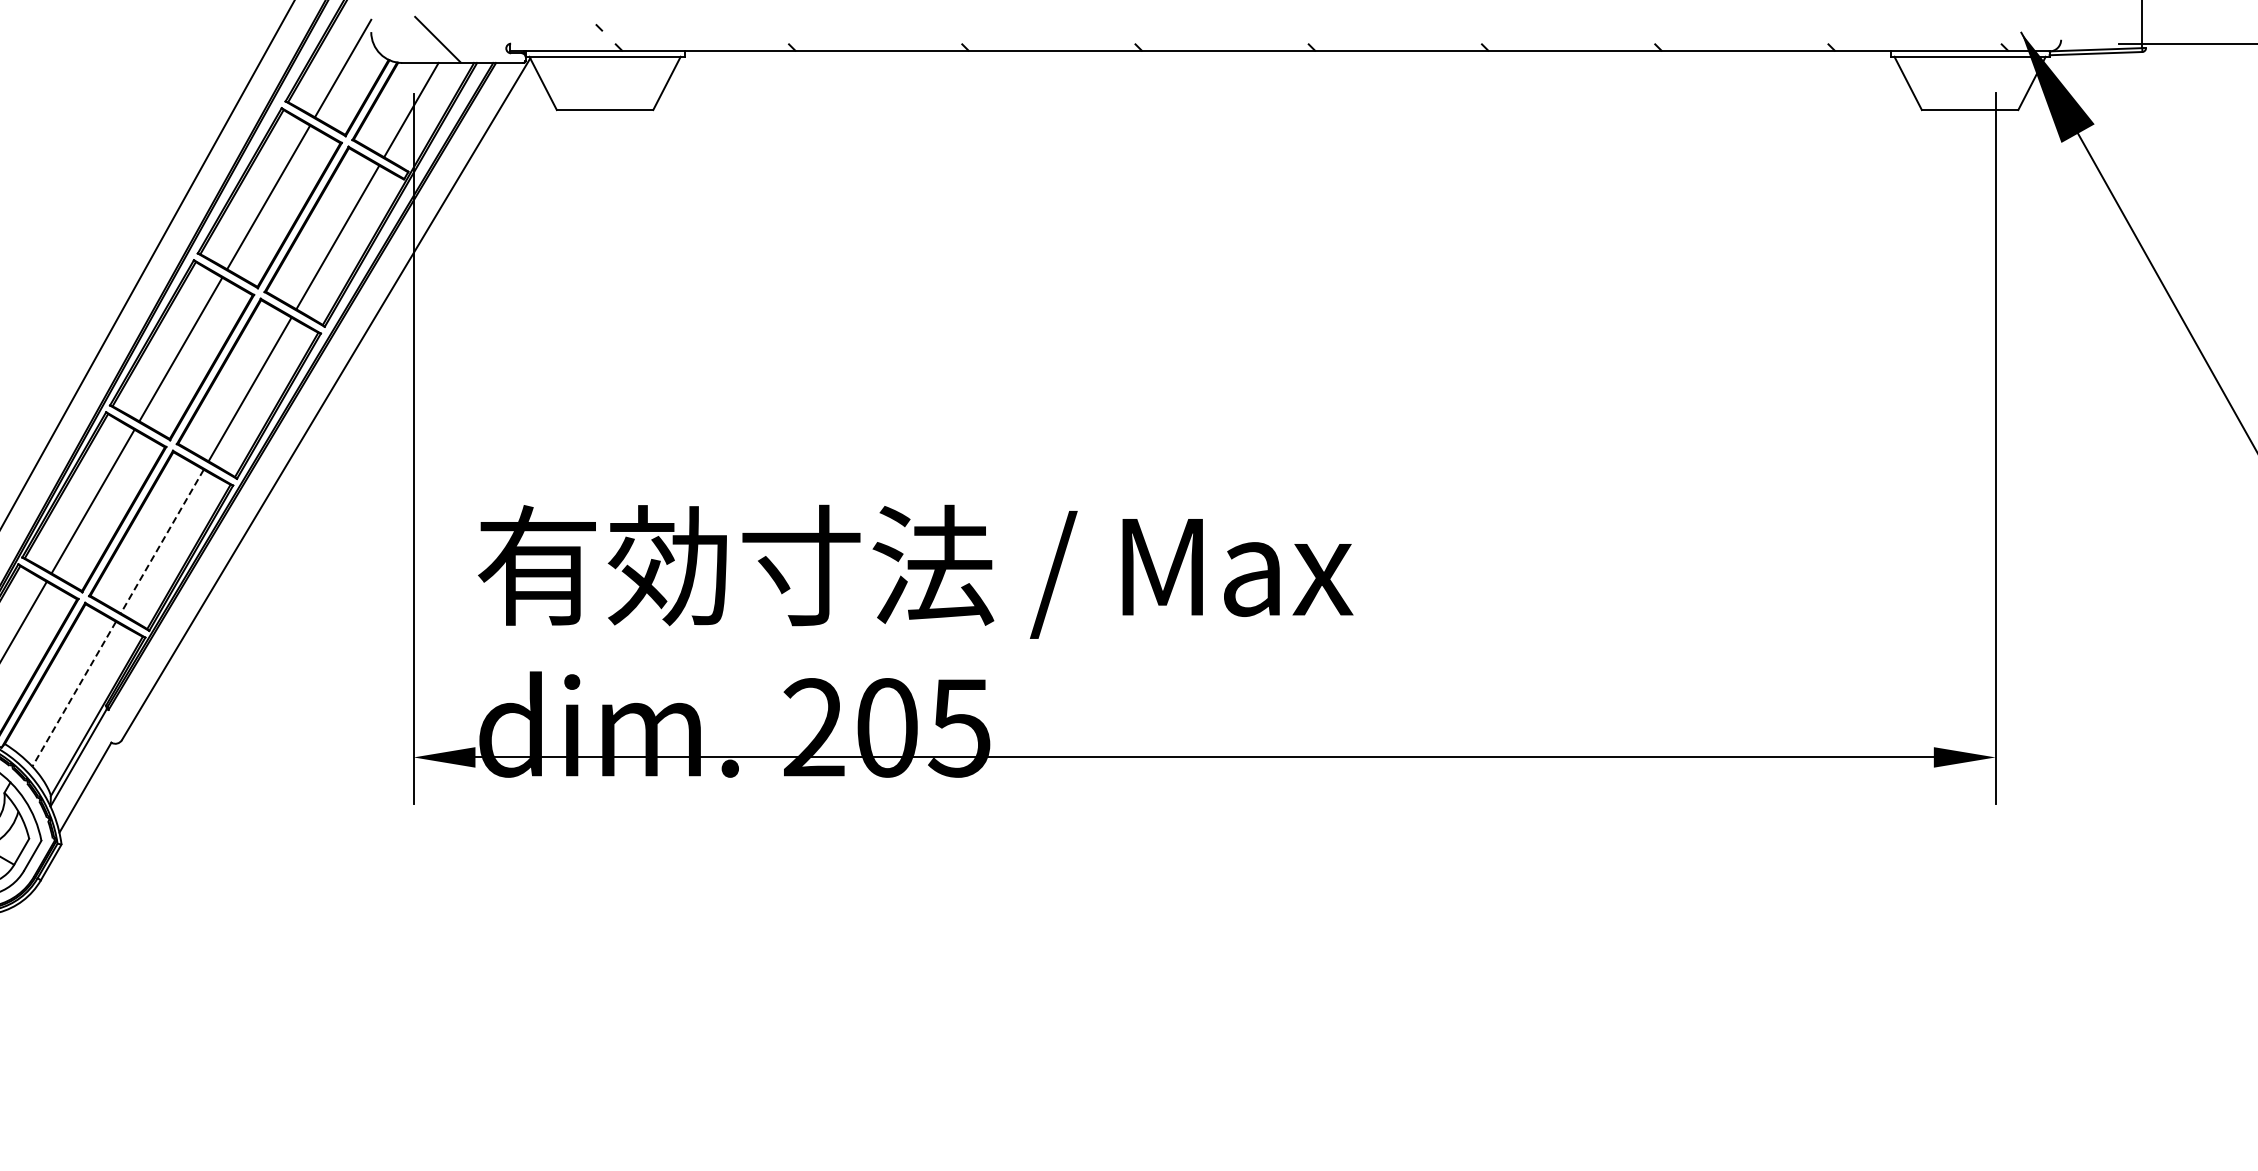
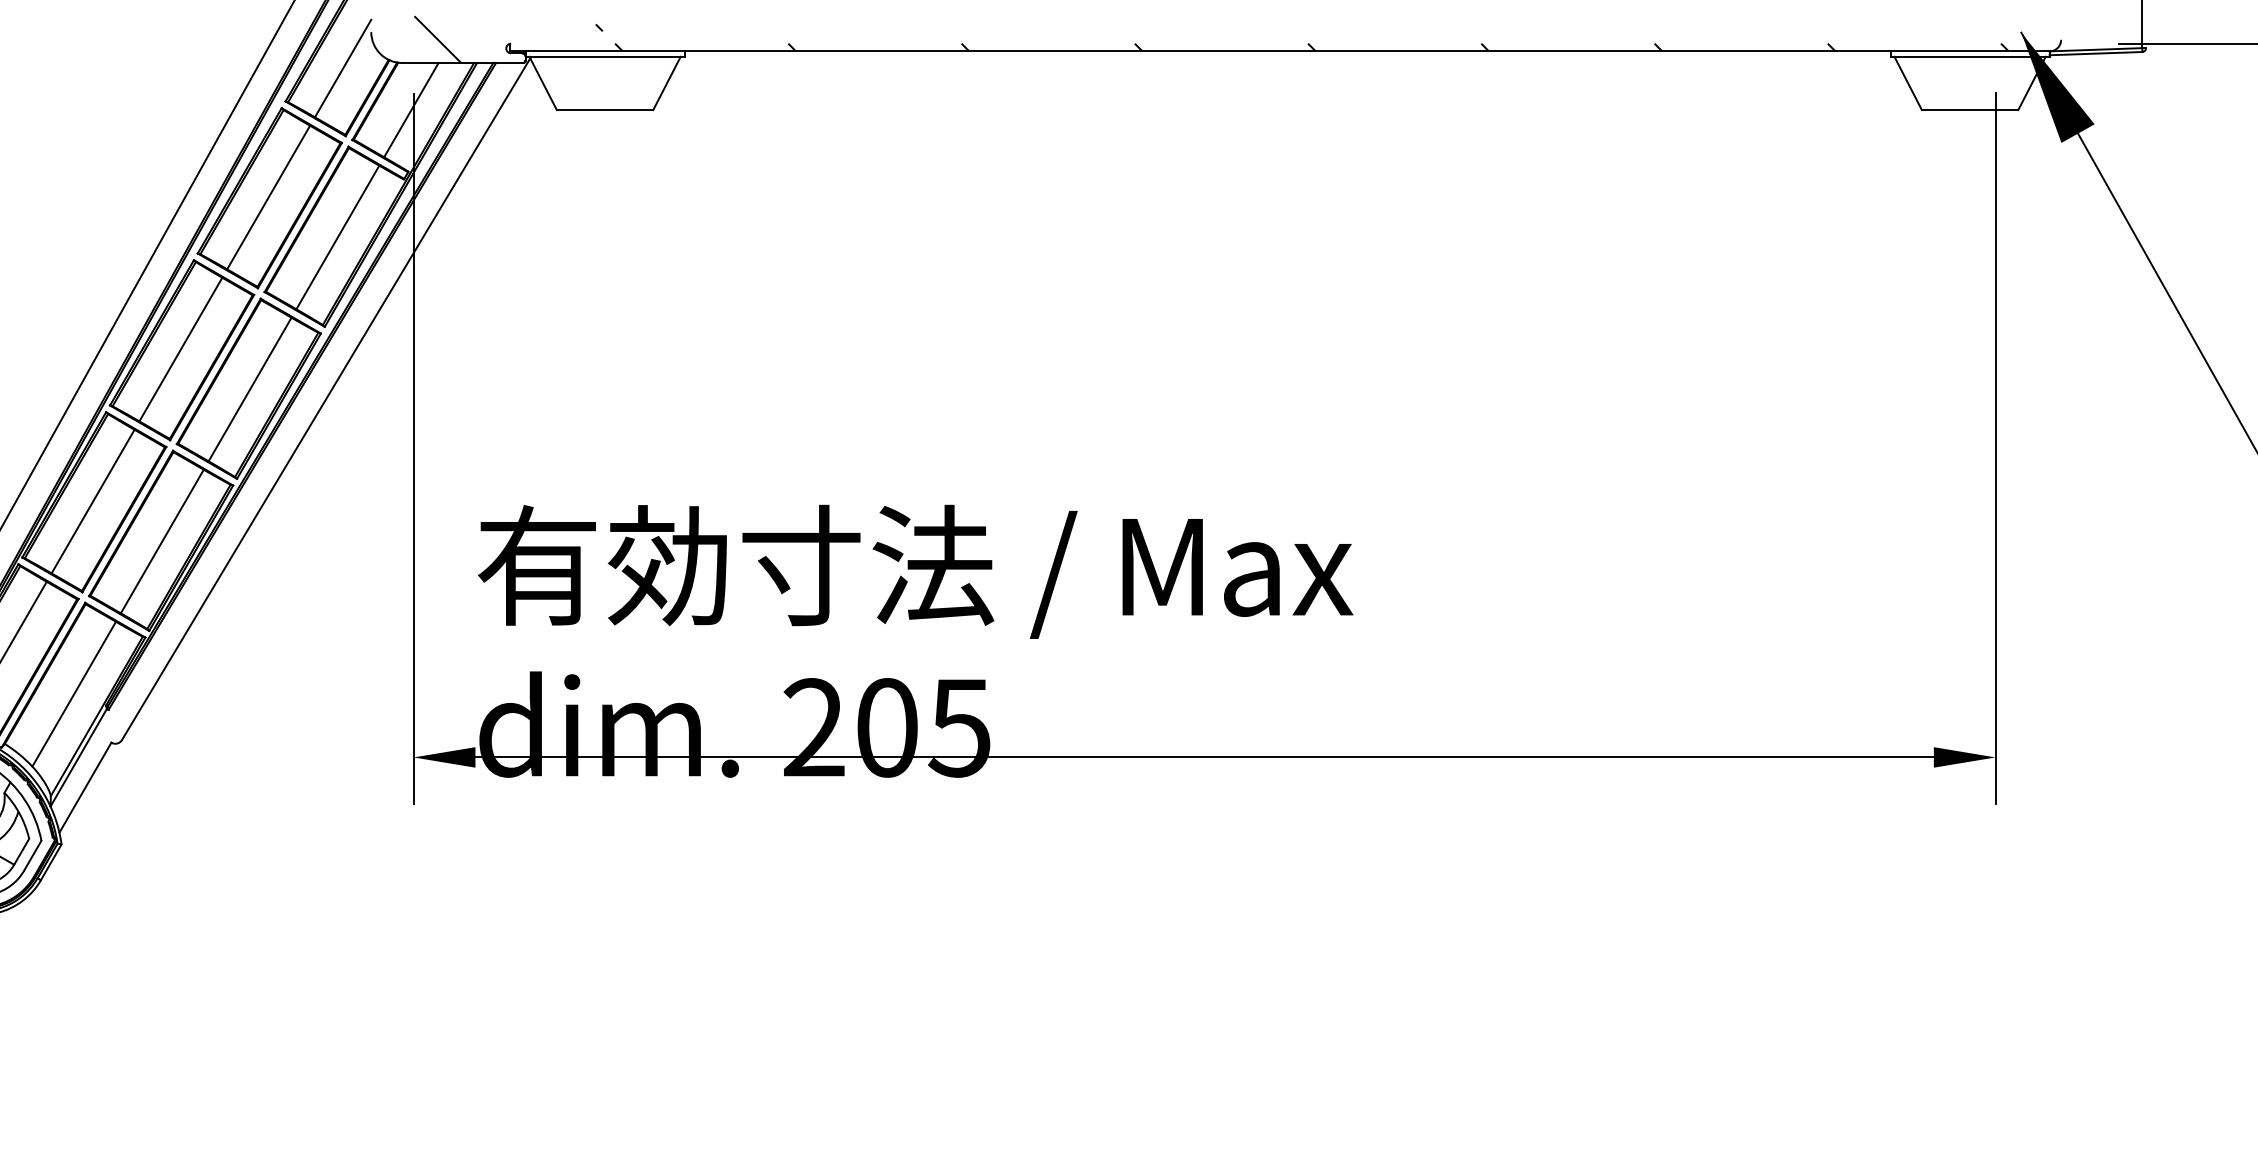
line: dashed -> solid (162, 541)
line: dashed -> solid (74, 694)
